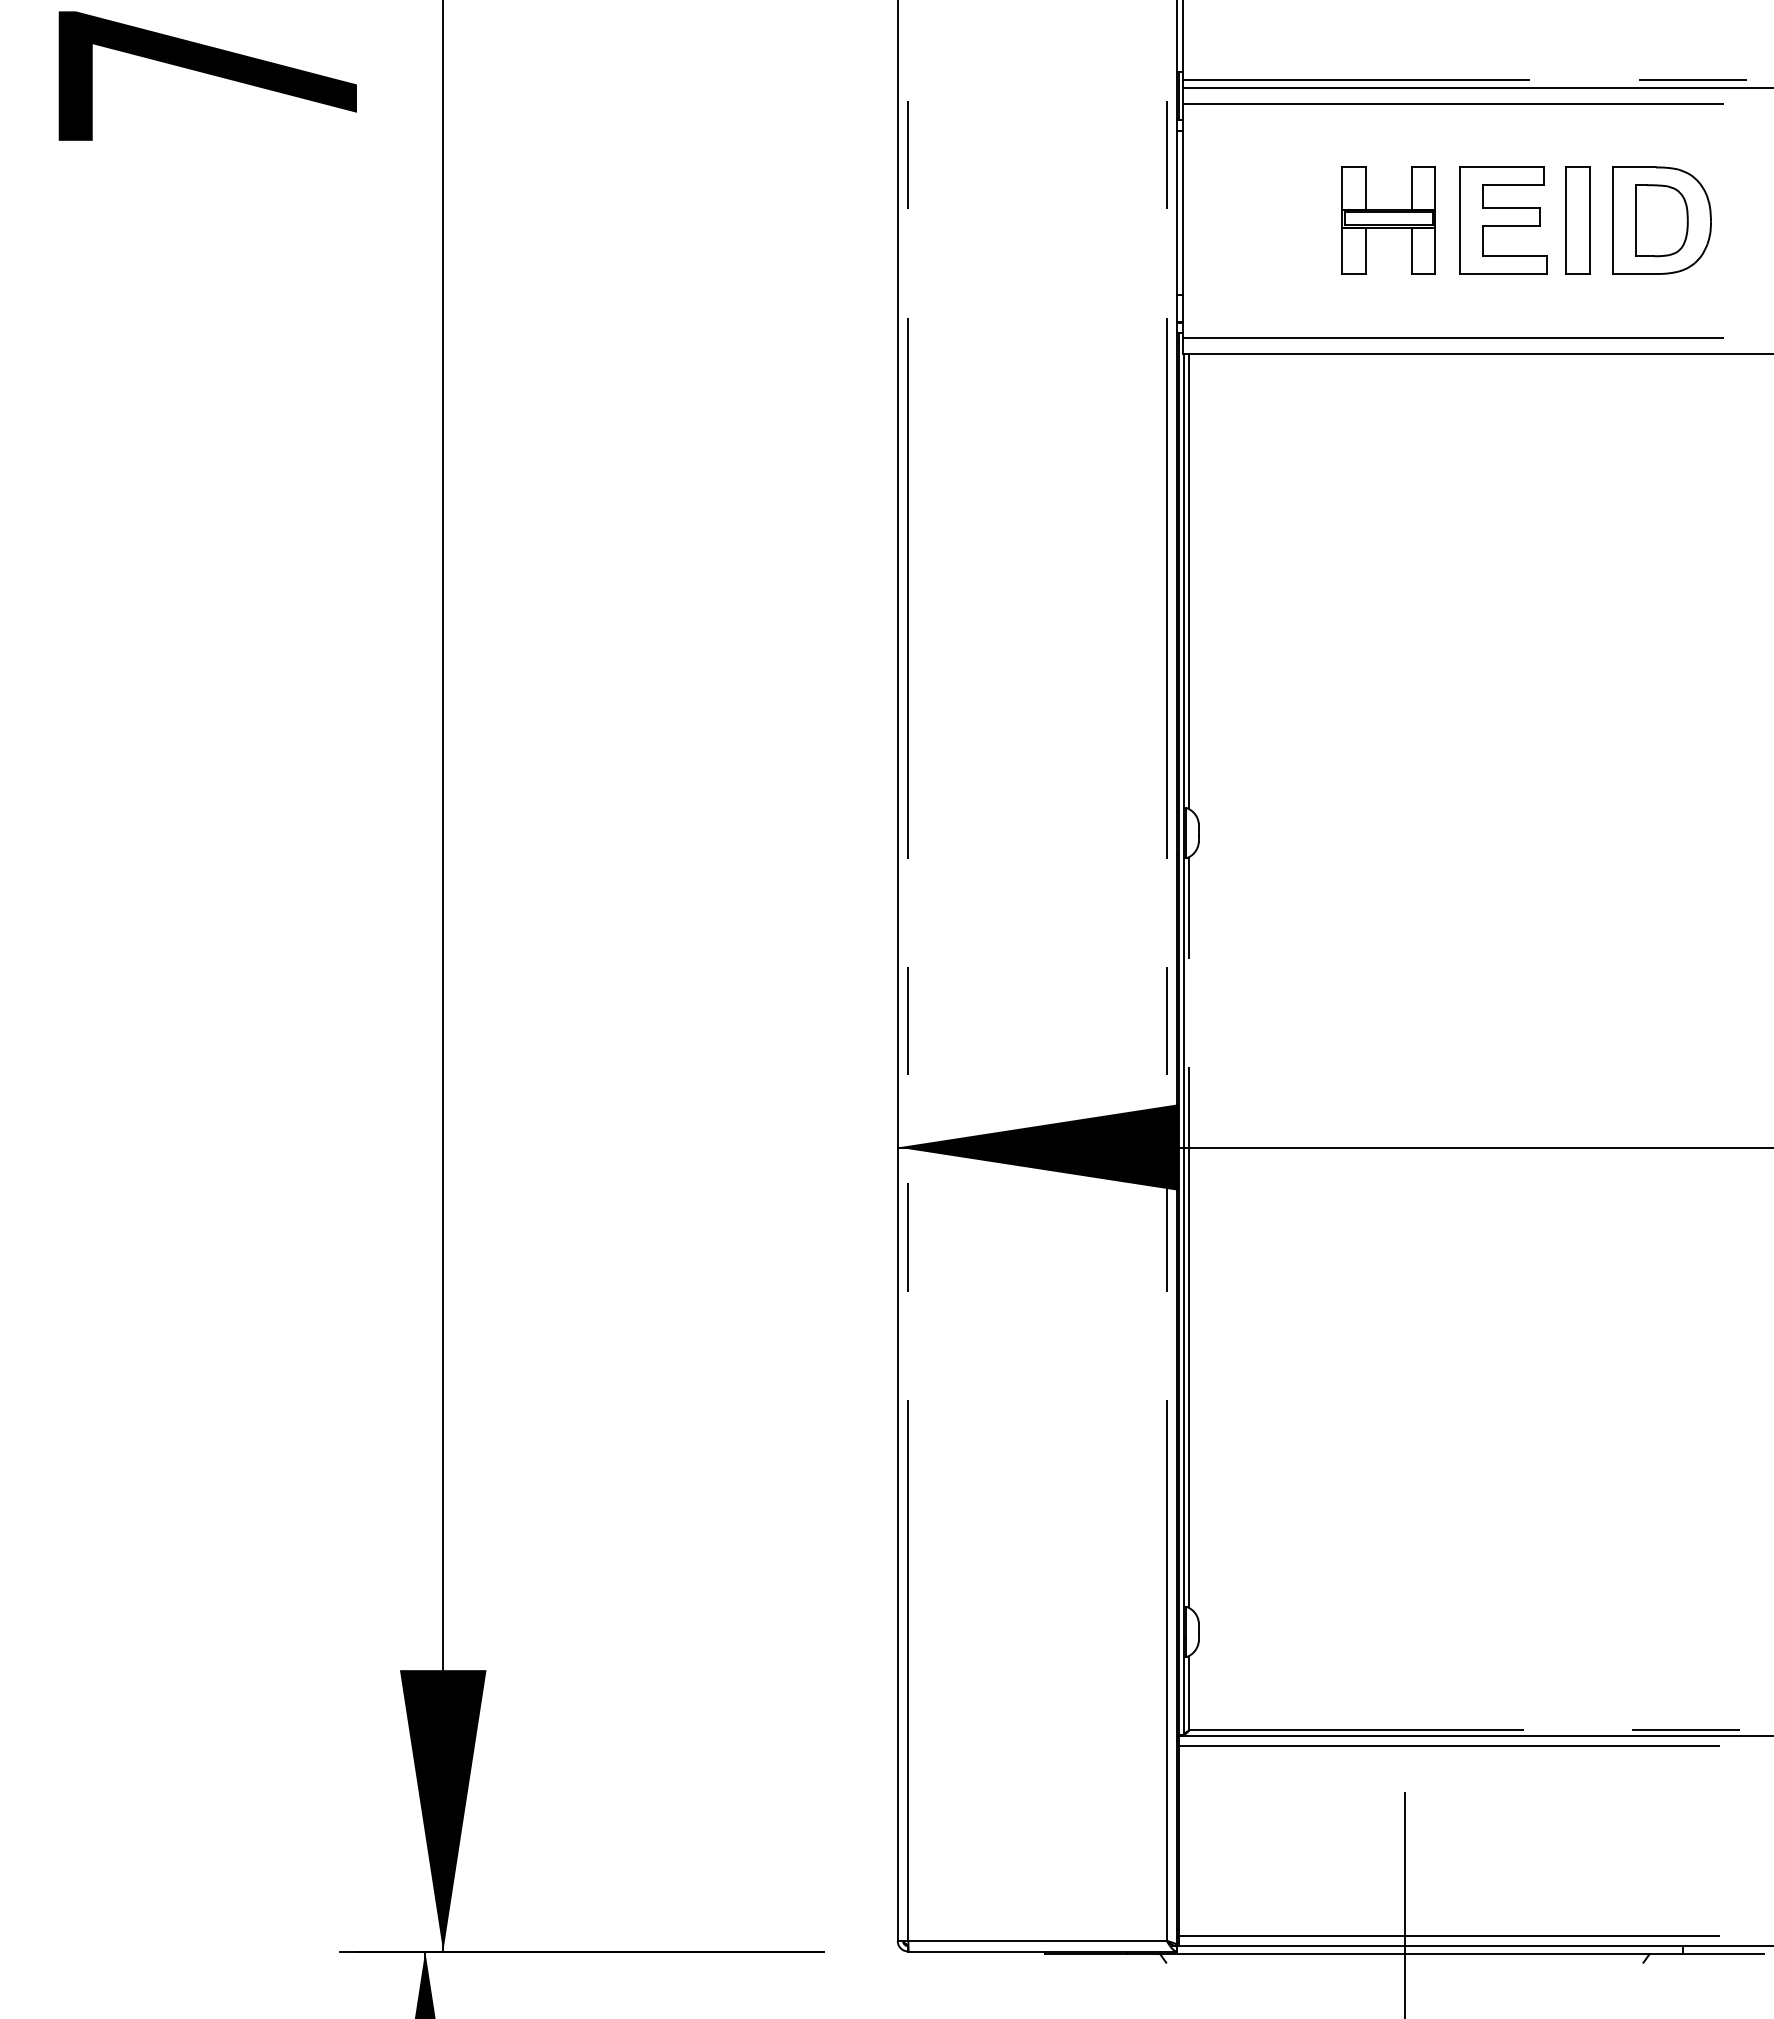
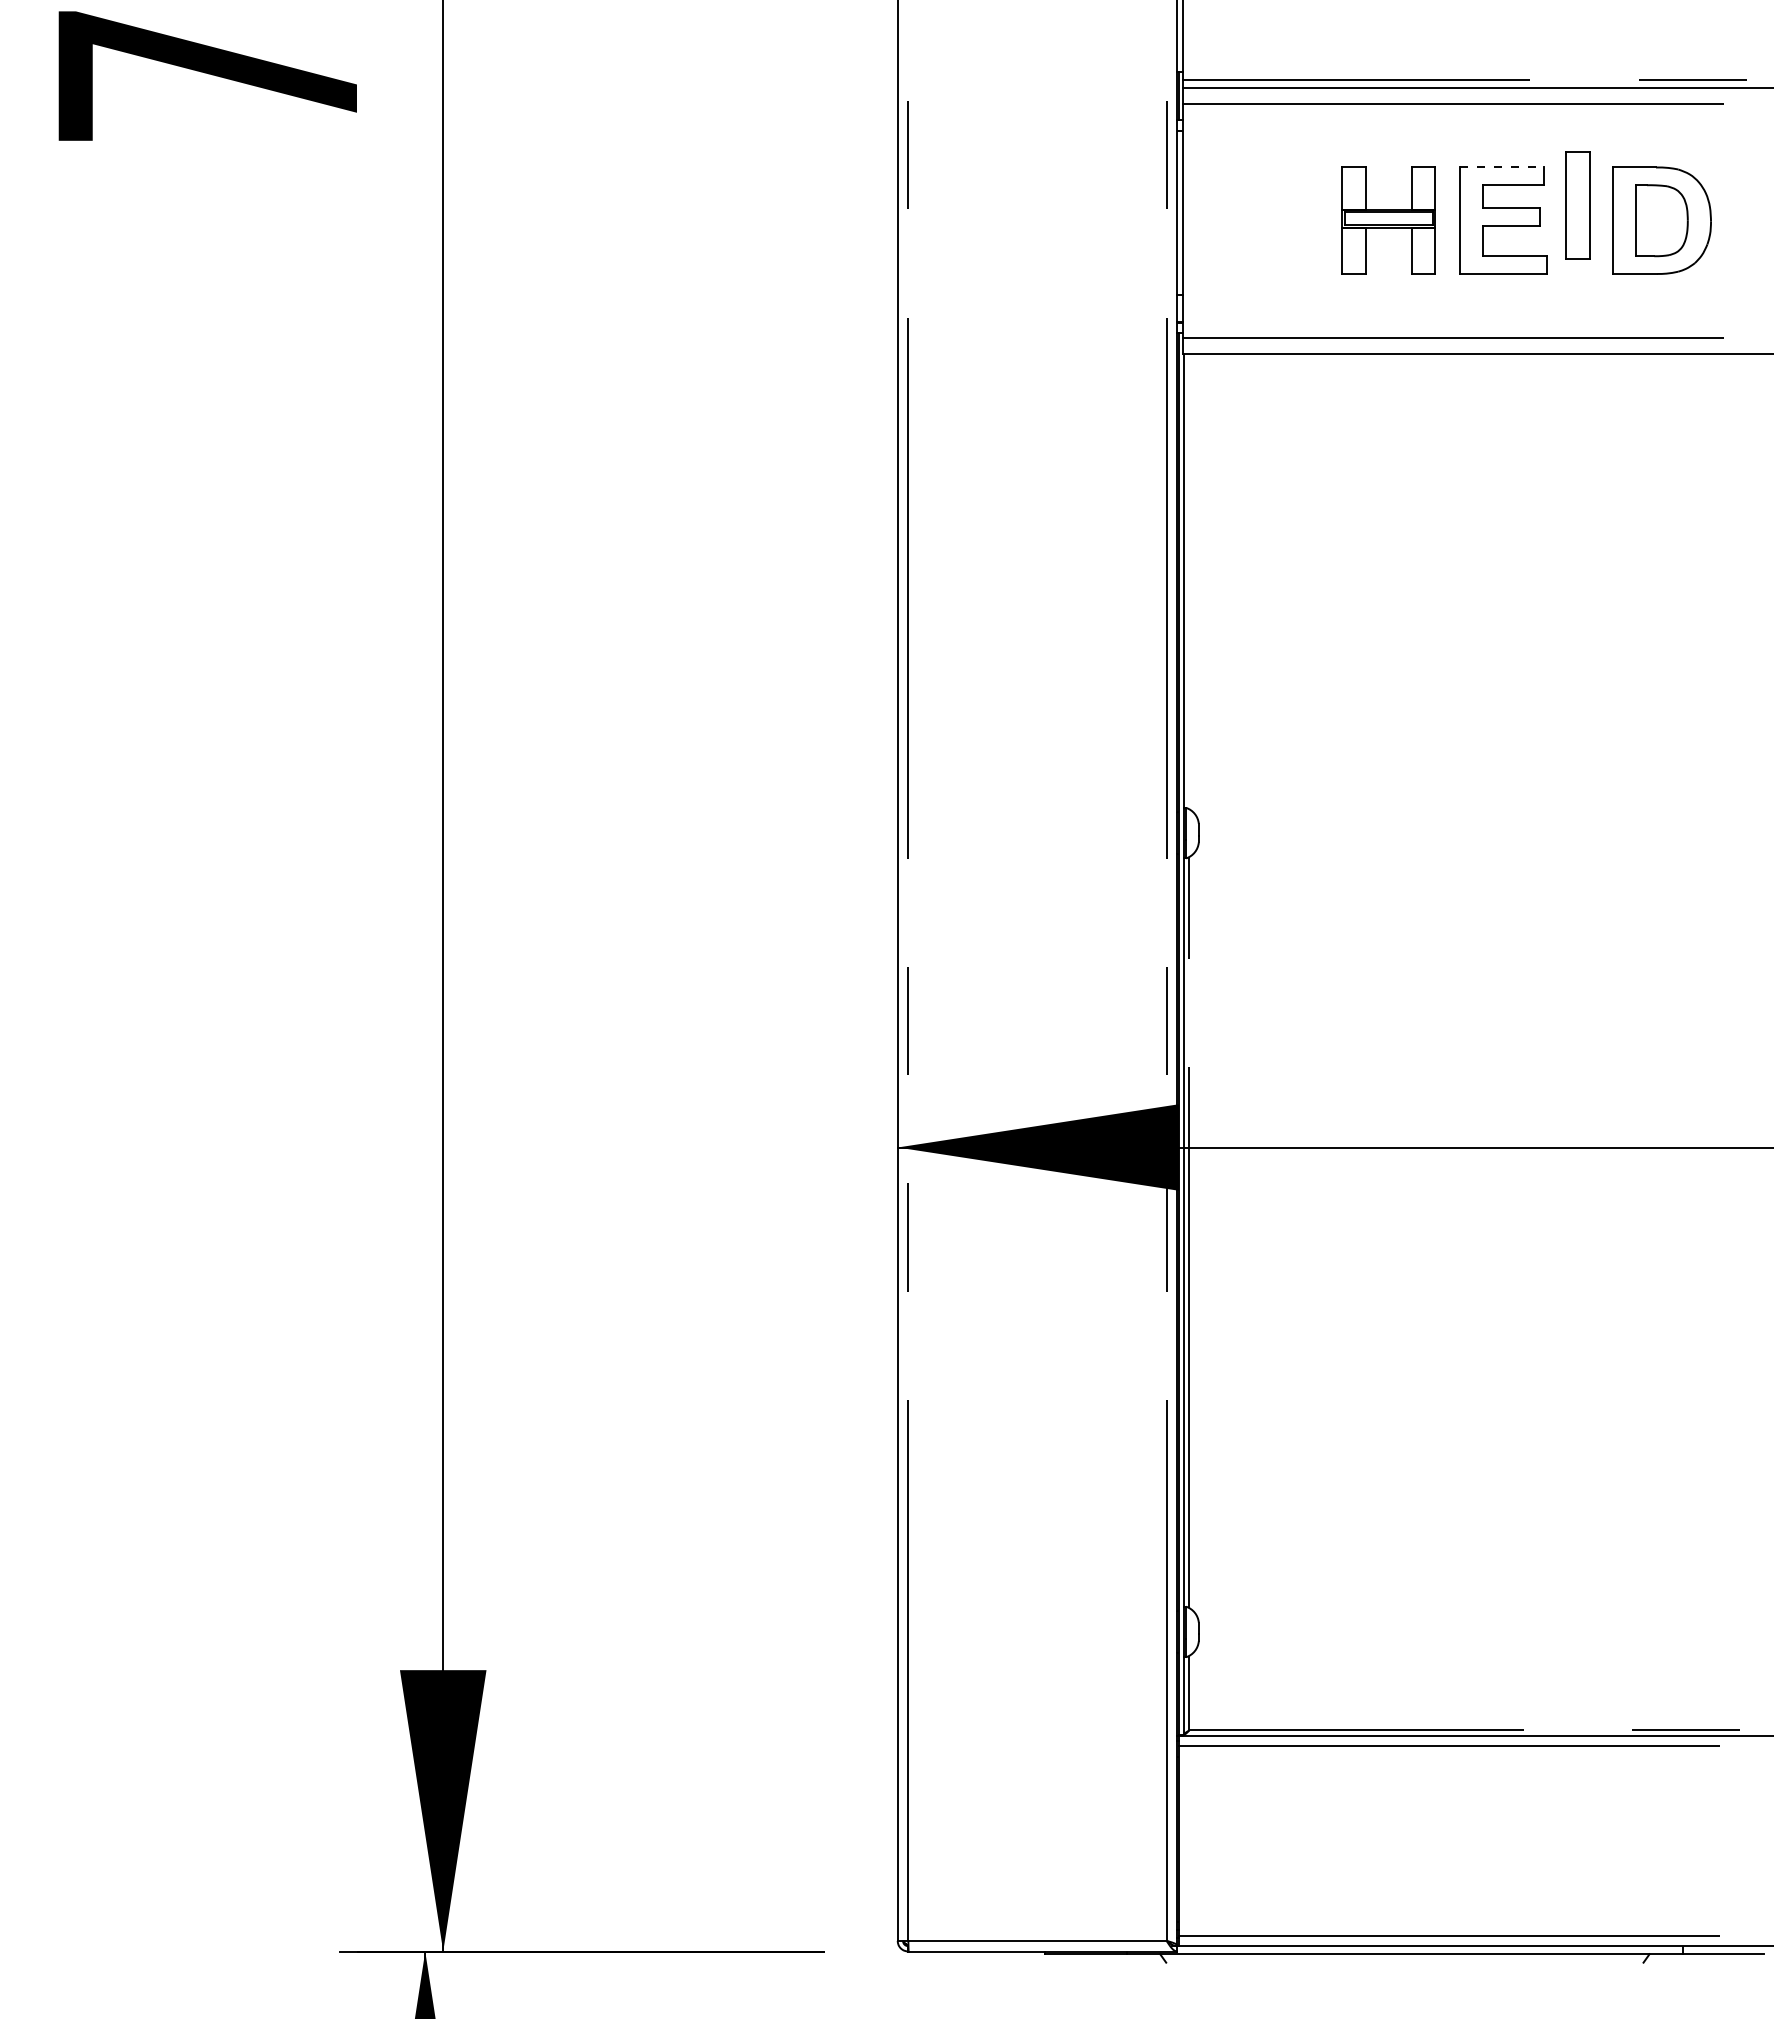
line: solid -> dashed (1502, 167)
part position: (1577, 220) -> (1577, 205) (1577, 205)
line: present -> none (1189, 581)
line: present -> none (1404, 1903)
